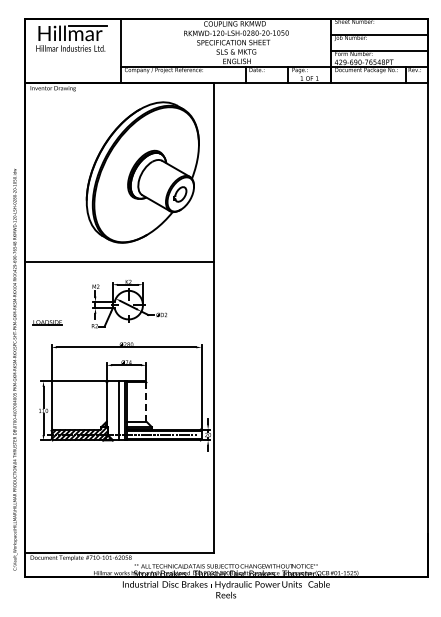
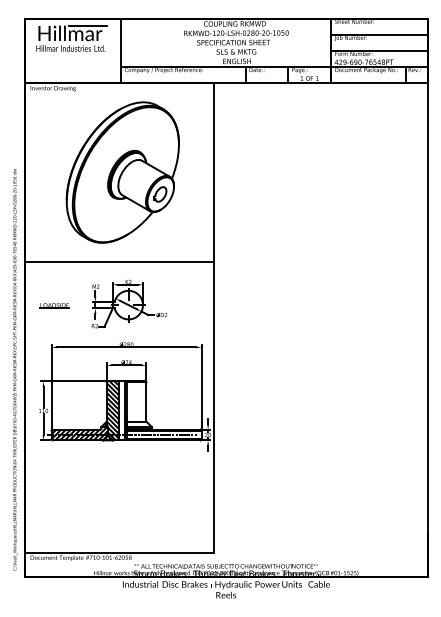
part position: (142, 172) -> (122, 172) (122, 172)
part position: (47, 322) -> (54, 305) (54, 305)
line: dashed -> solid (146, 402)
hatch: none -> present (112, 410)
